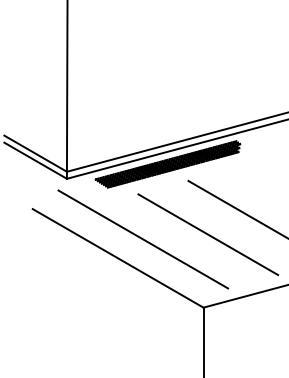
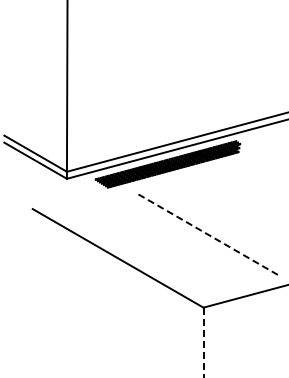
line: present -> none (236, 209)
line: solid -> dashed (208, 234)
line: present -> none (143, 239)
line: solid -> dashed (203, 342)
